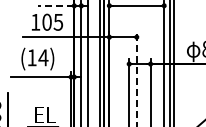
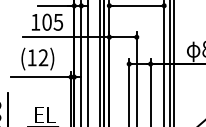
line: dashed -> solid (55, 5)
text: (14) -> (12) (43, 57)
line: dashed -> solid (136, 78)
